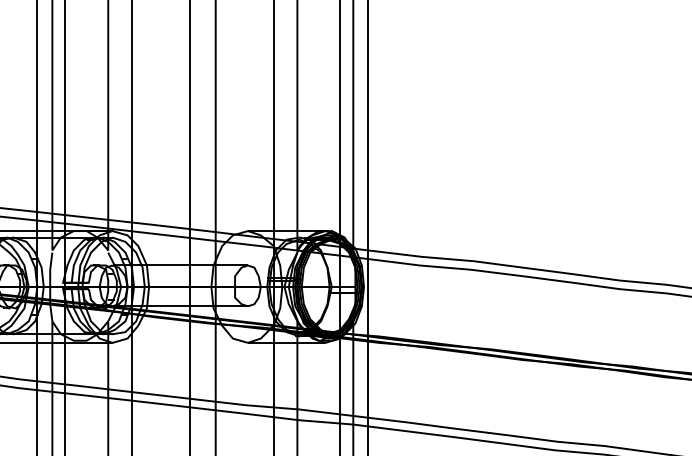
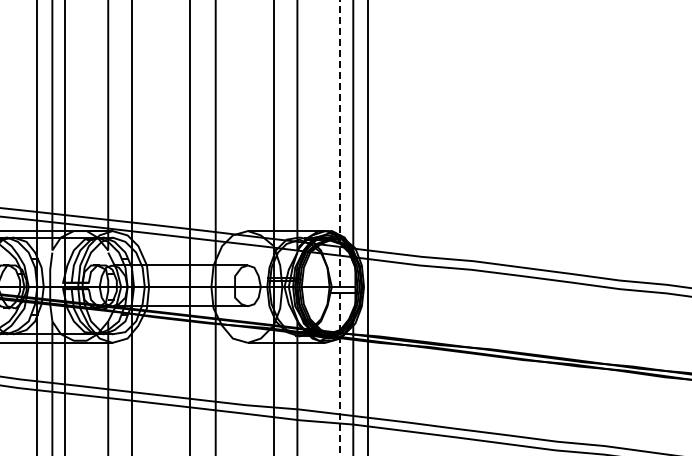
line: solid -> dashed (340, 228)
